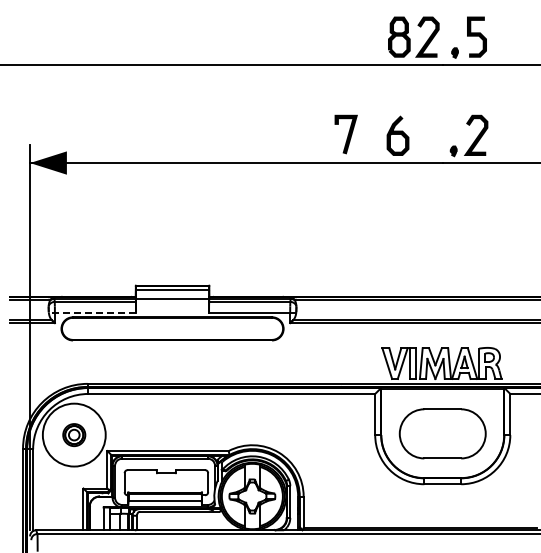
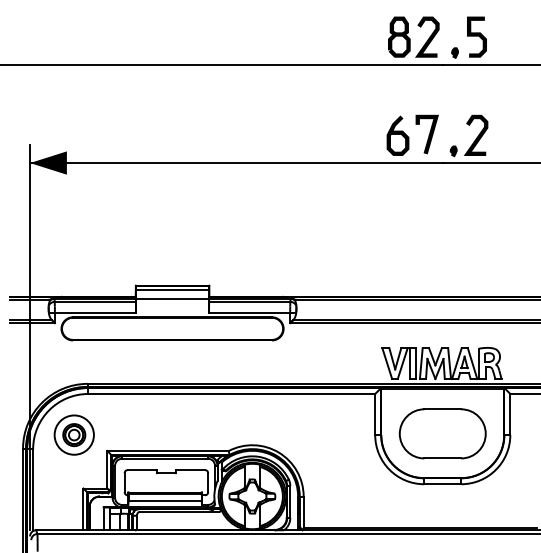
line position: (347, 135) -> (428, 135) (428, 135)
line: dashed -> solid (92, 312)
circle diameter: 63 px -> 39 px (73, 434)
